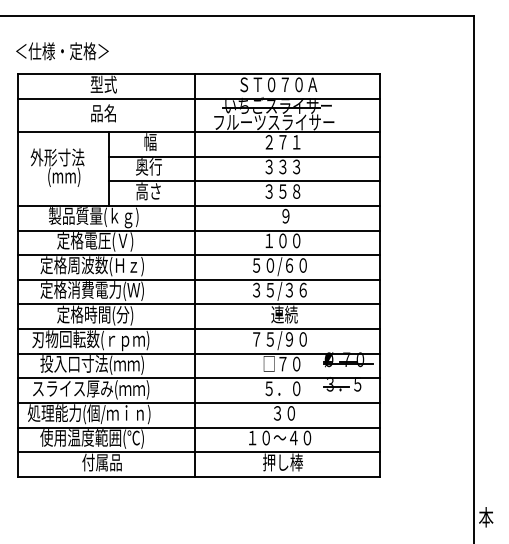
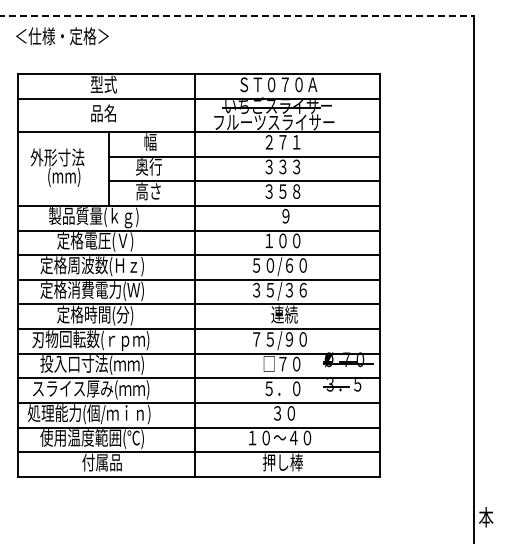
line: solid -> dashed (237, 16)
text position: (62, 51) -> (62, 36) (62, 36)
